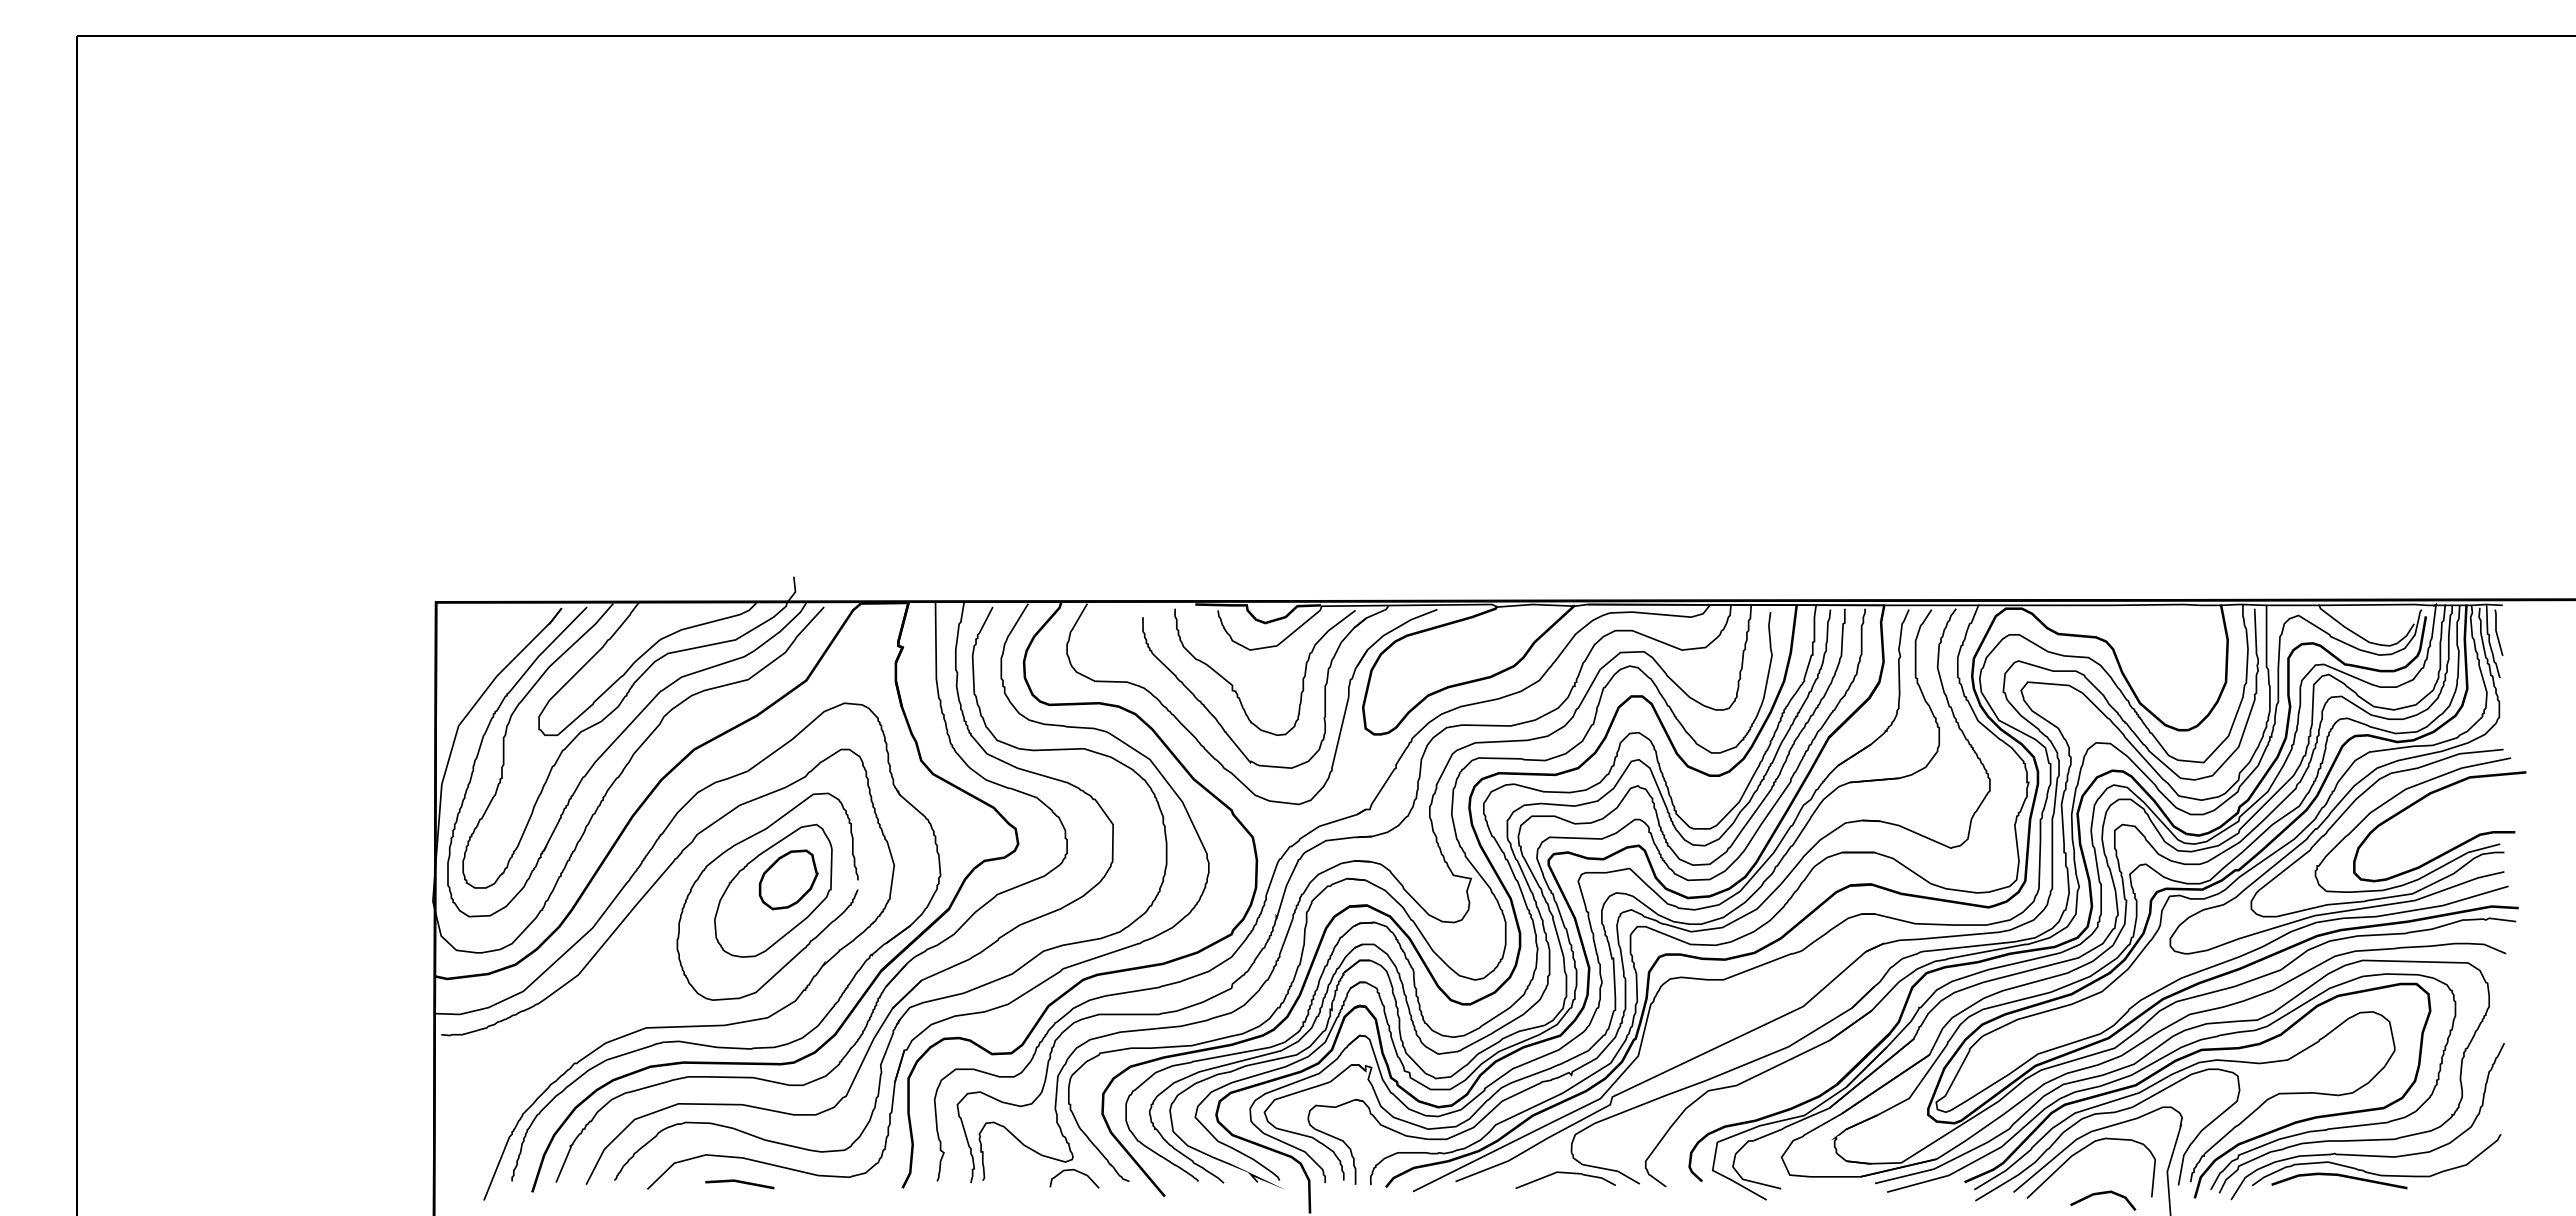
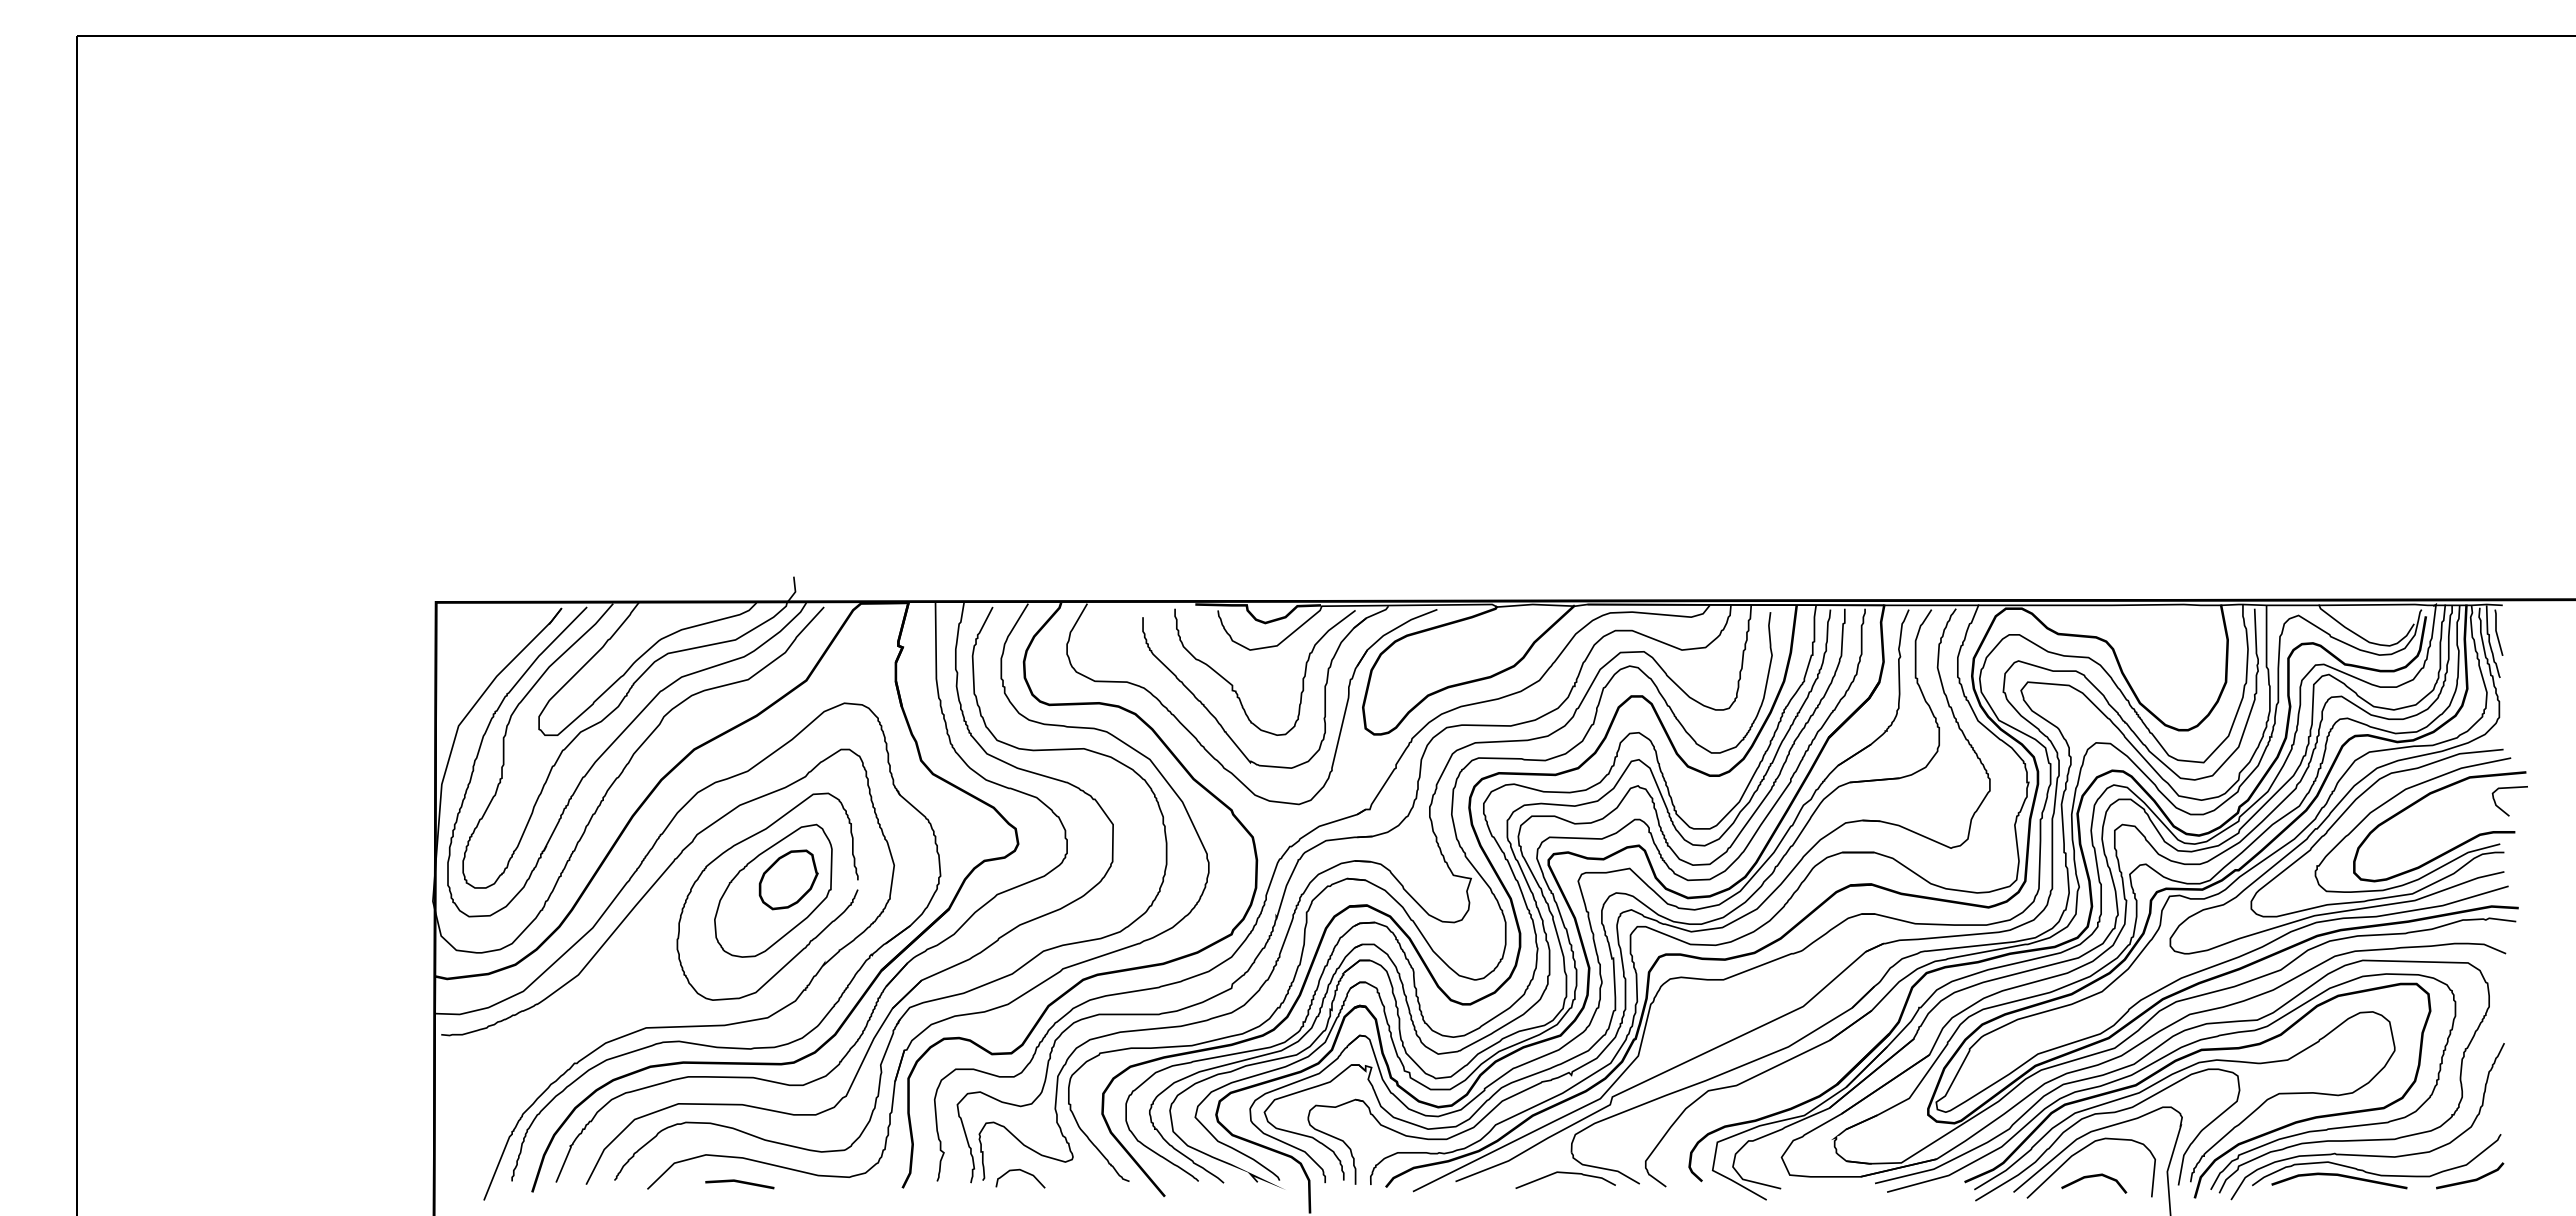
curve: none -> present (2501, 808)
curve position: (1077, 1172) -> (1023, 1172) (1023, 1172)
line: none -> present (2470, 1179)
line position: (2103, 1194) -> (2094, 1177) (2094, 1177)
